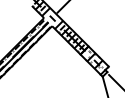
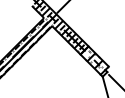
hatch: none -> present (51, 18)
